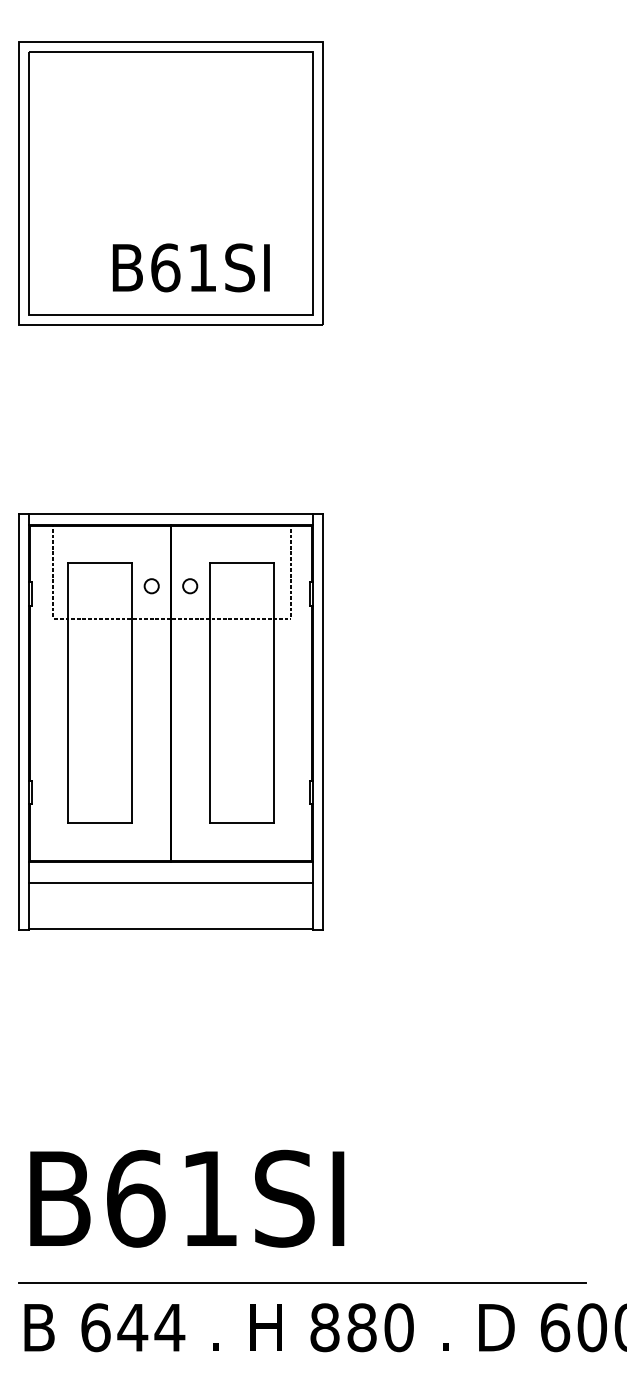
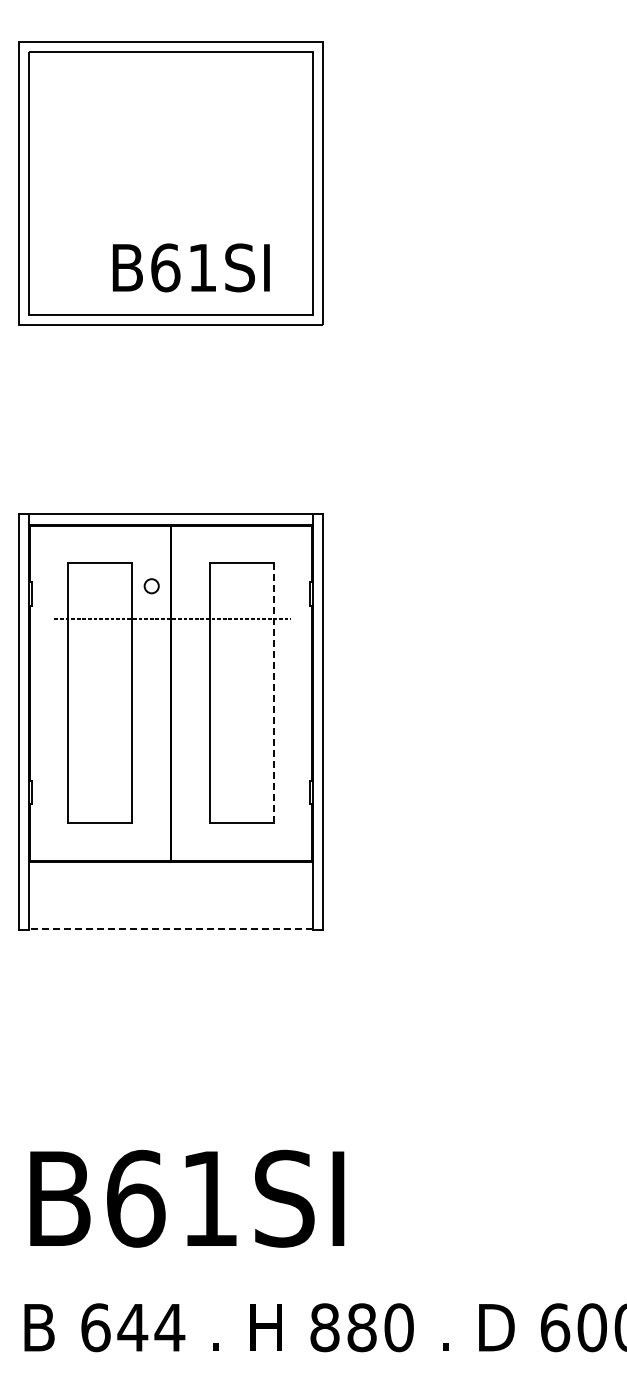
line: present -> none (52, 571)
line: present -> none (290, 571)
circle: present -> none (190, 586)
line: solid -> dashed (273, 693)
line: present -> none (170, 882)
line: solid -> dashed (170, 929)
line: present -> none (301, 1283)
